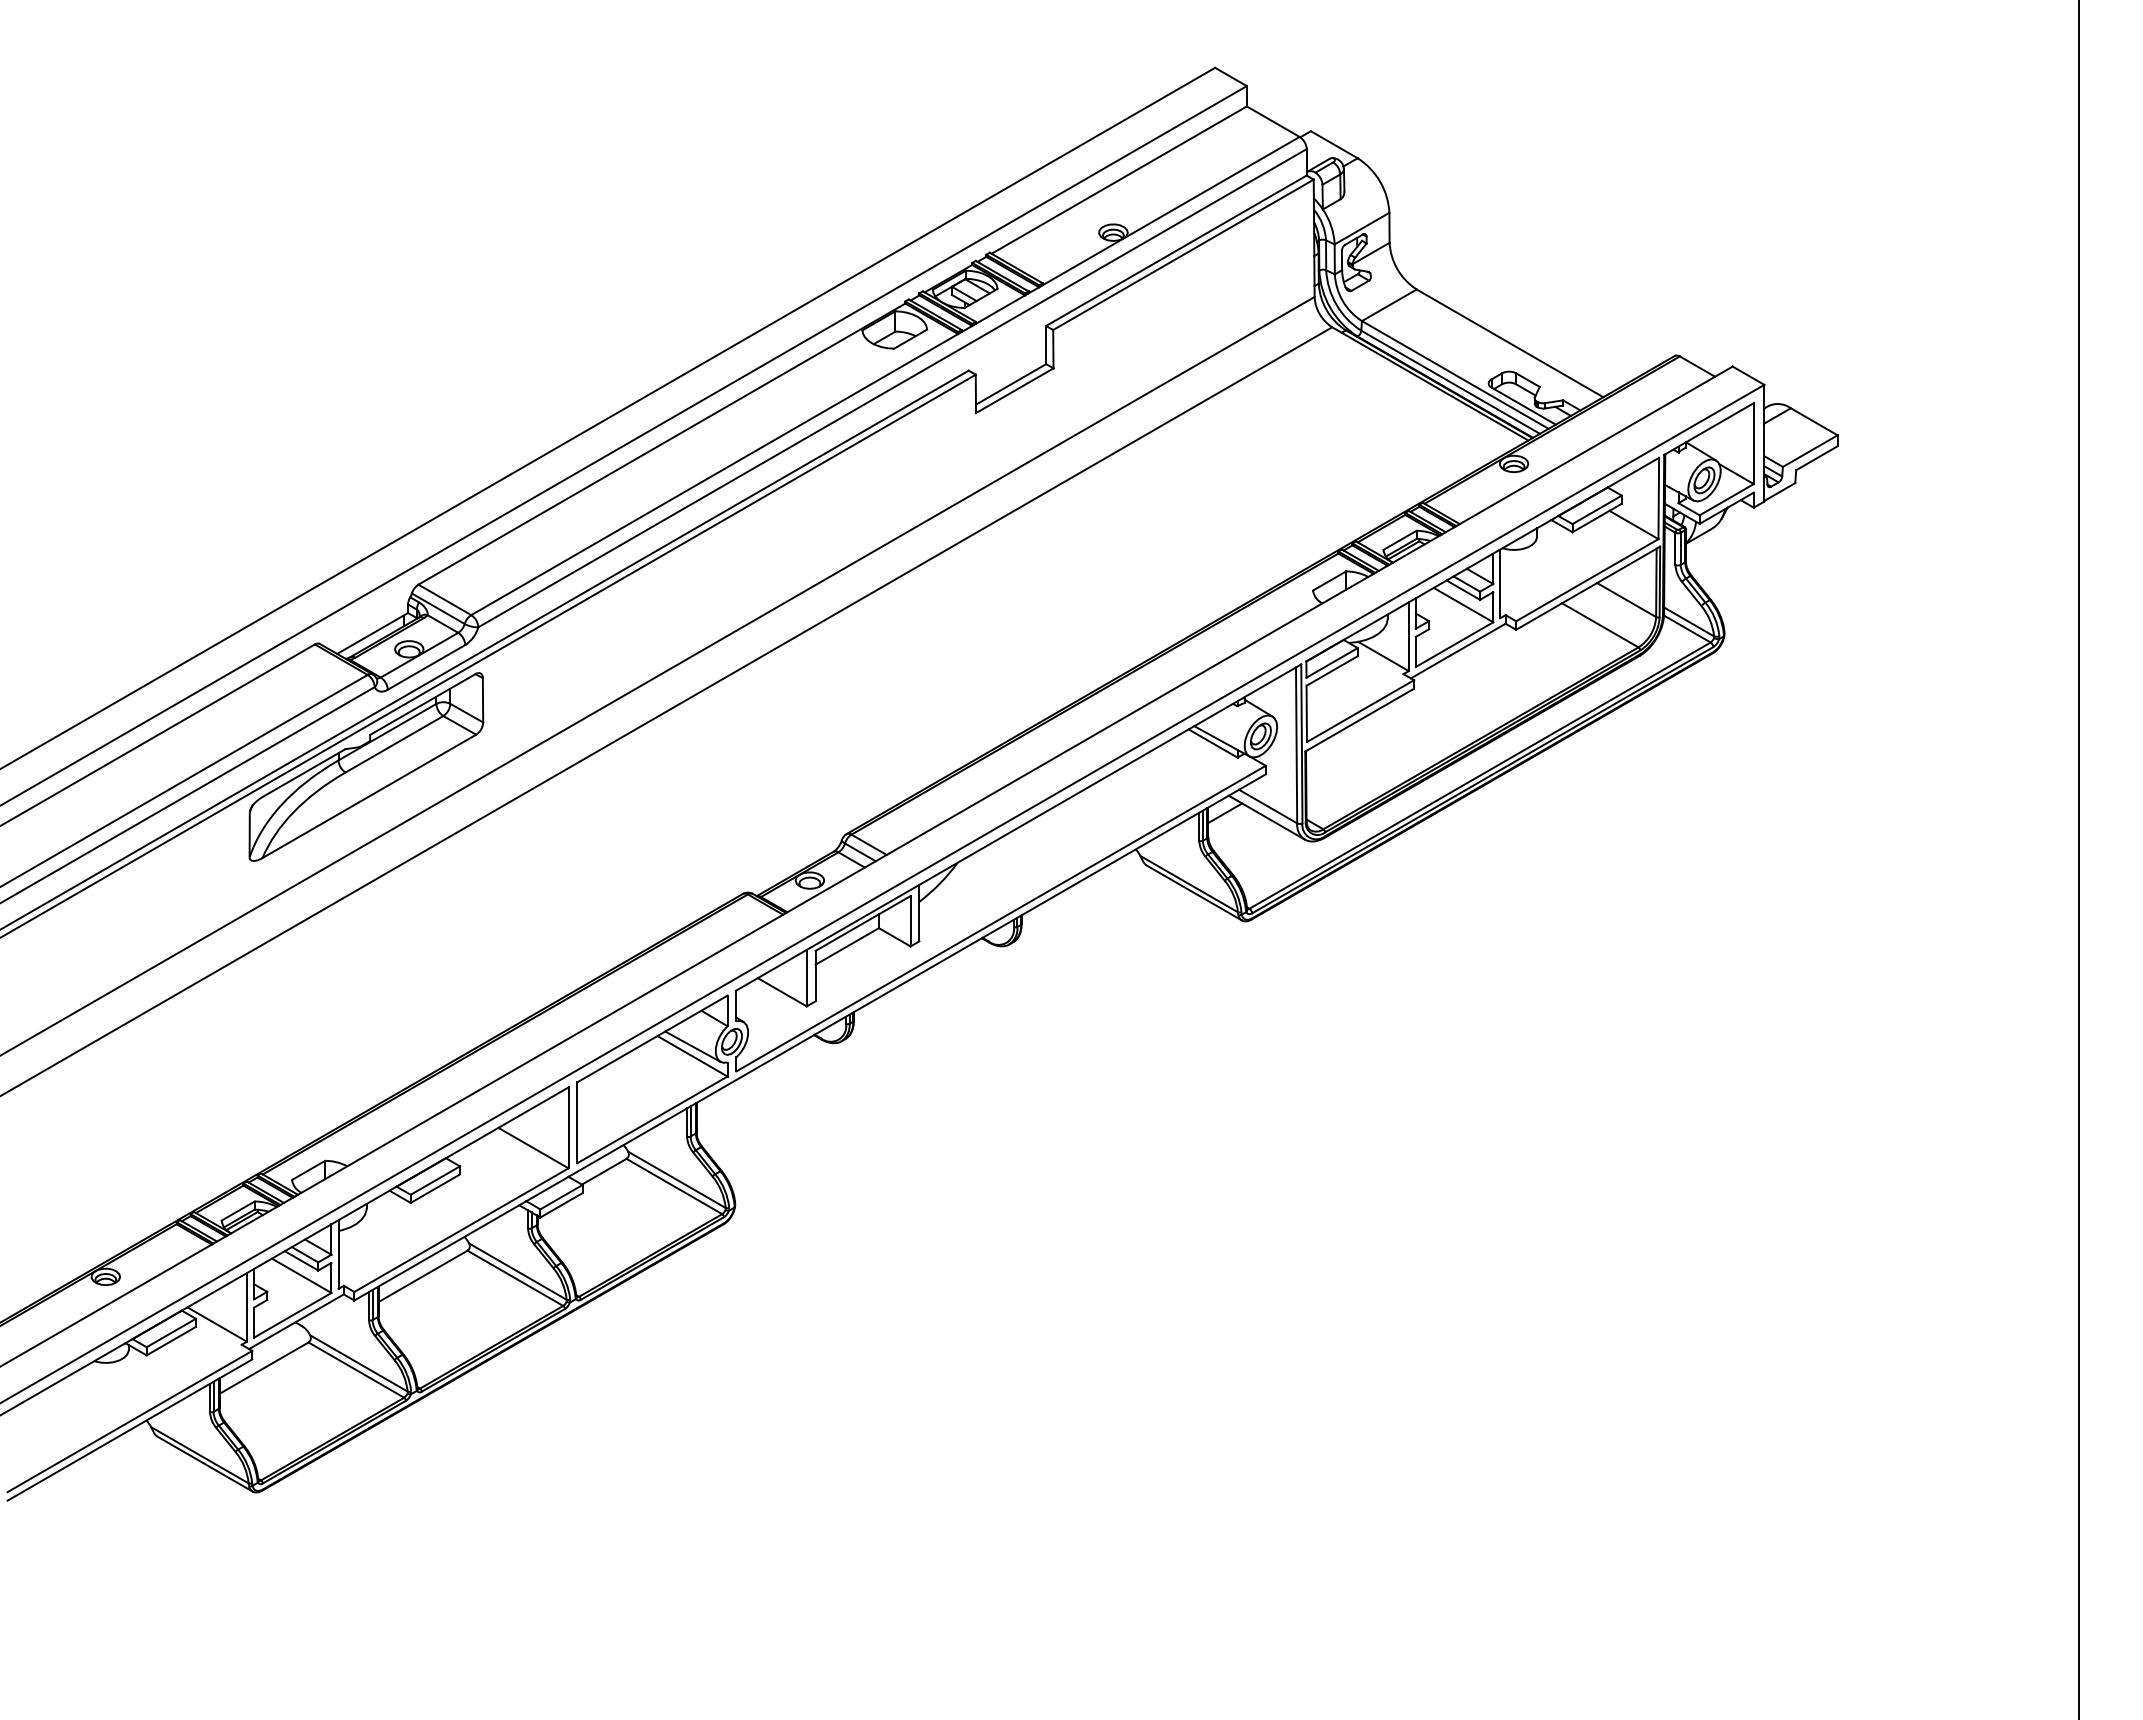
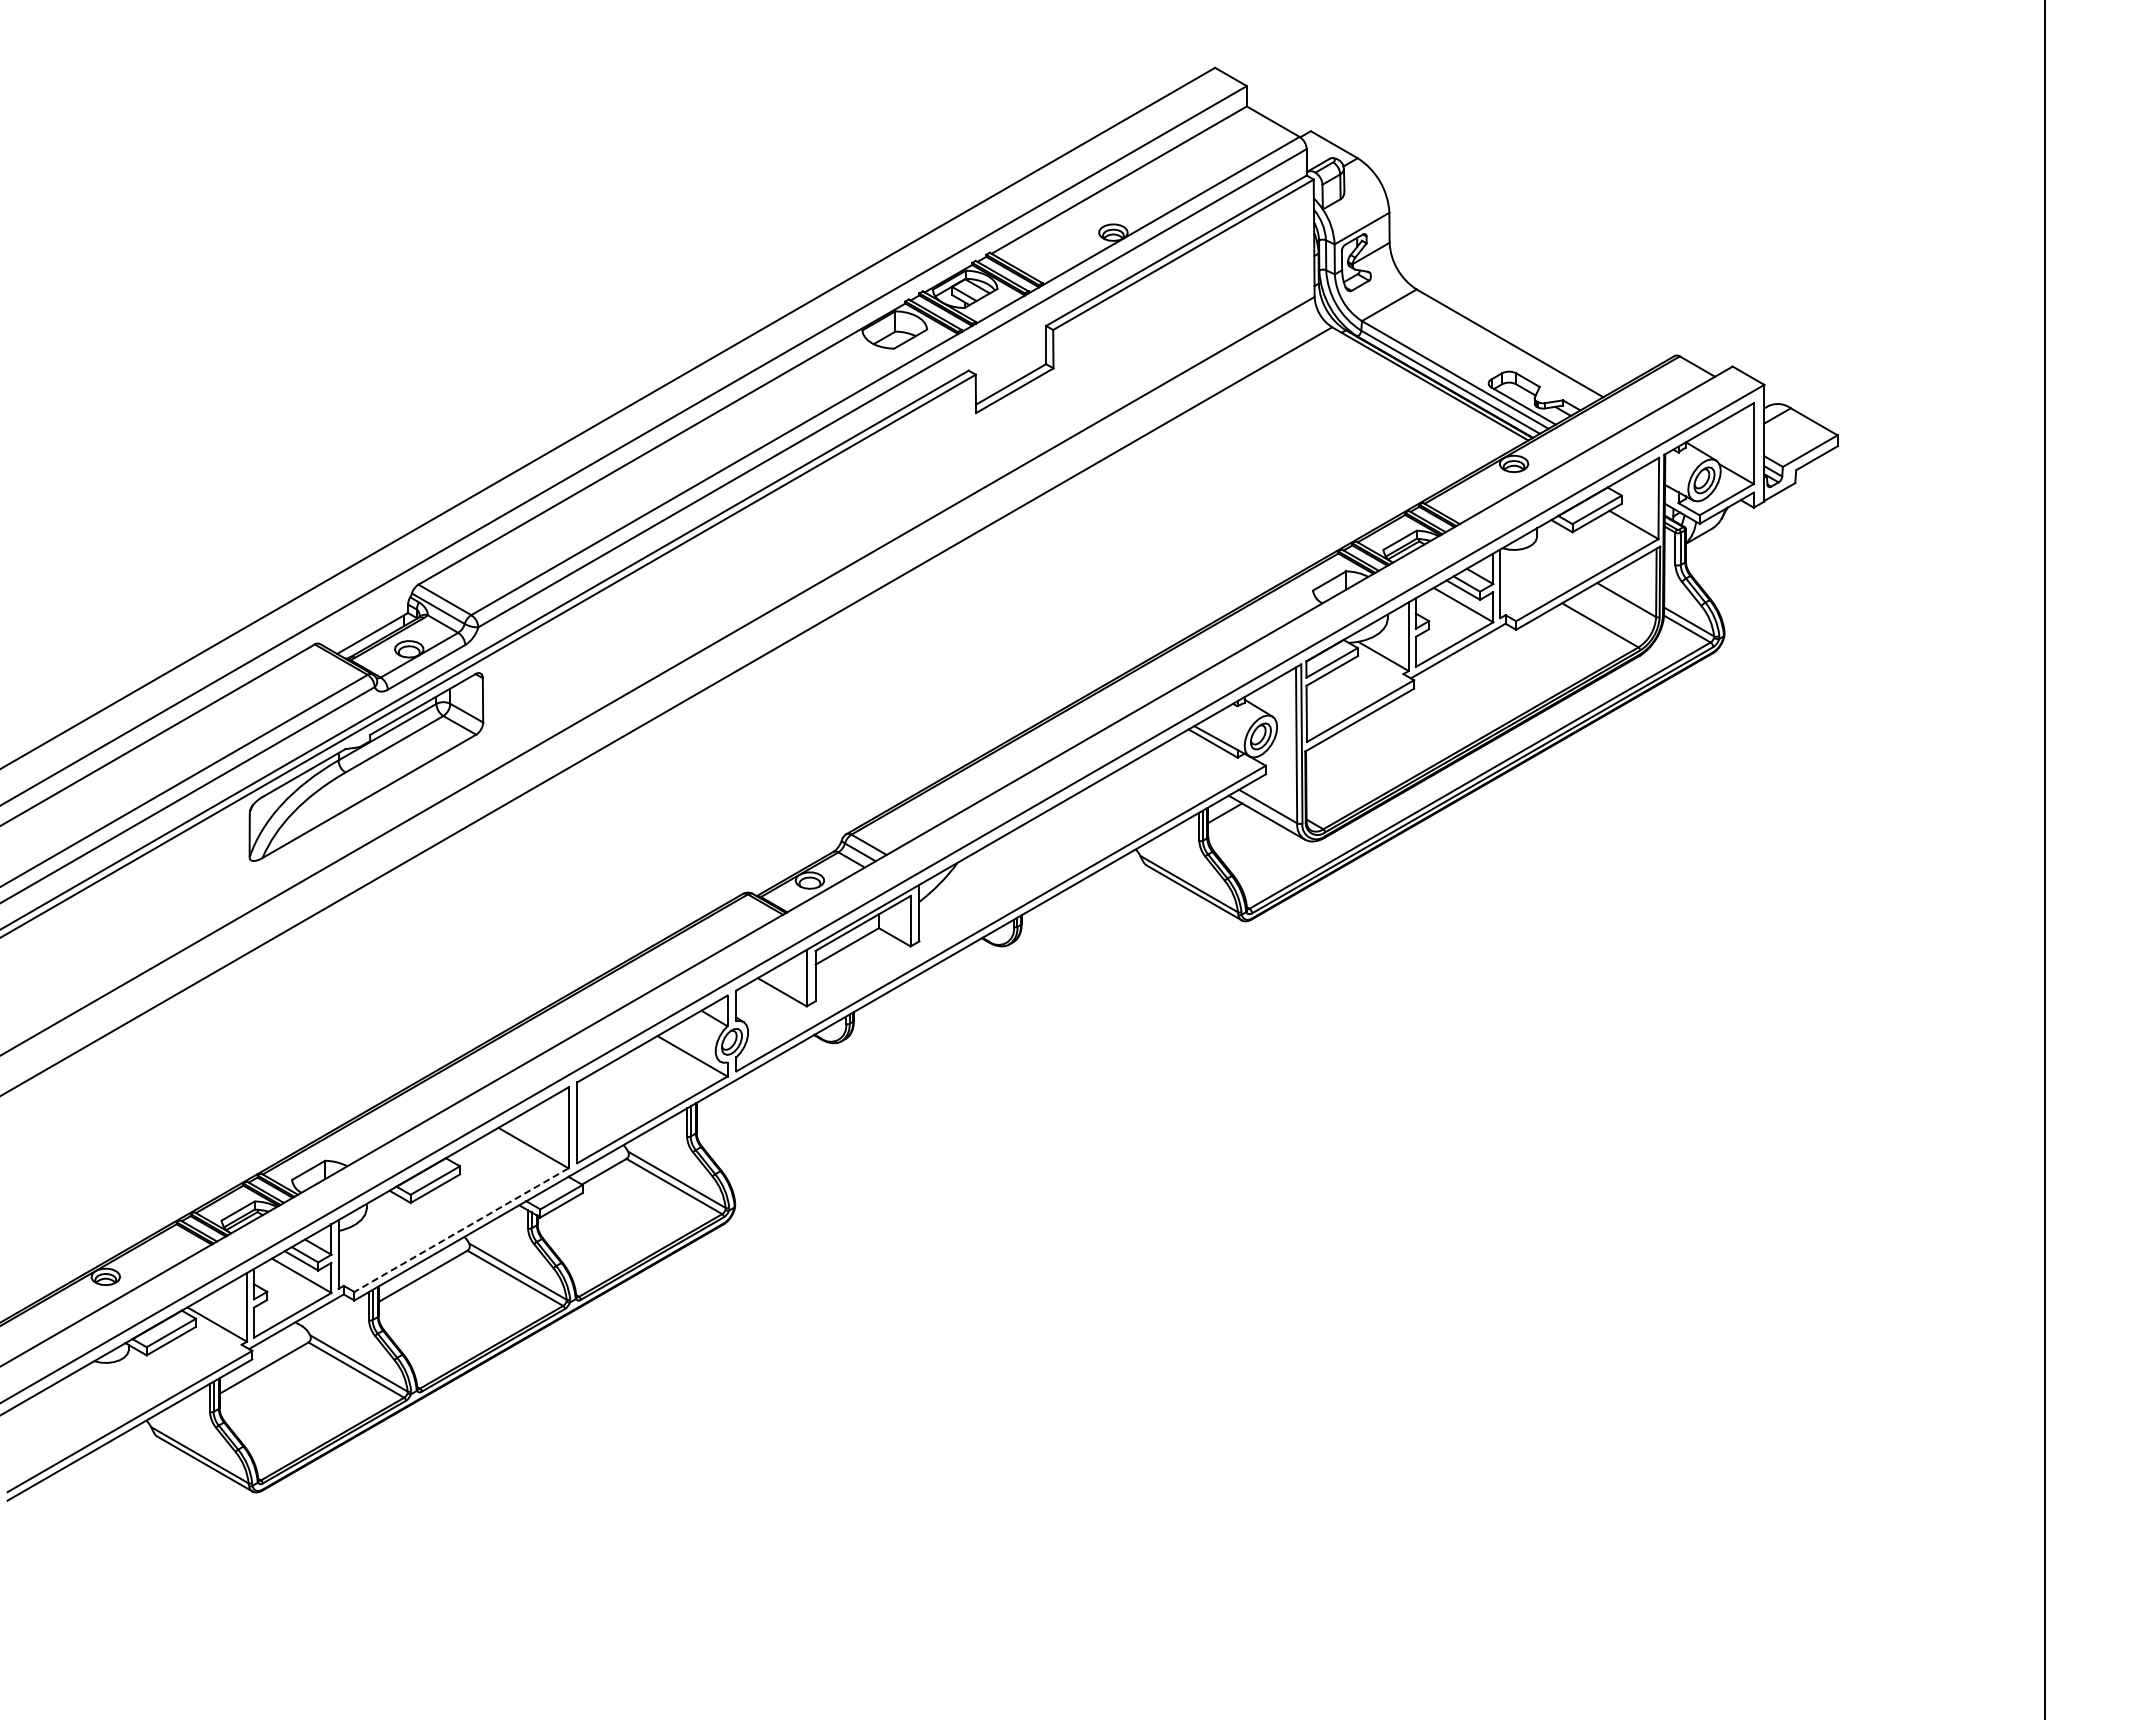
line position: (2078, 859) -> (2044, 859) (2044, 859)
line: present -> none (692, 1046)
line: solid -> dashed (461, 1230)
